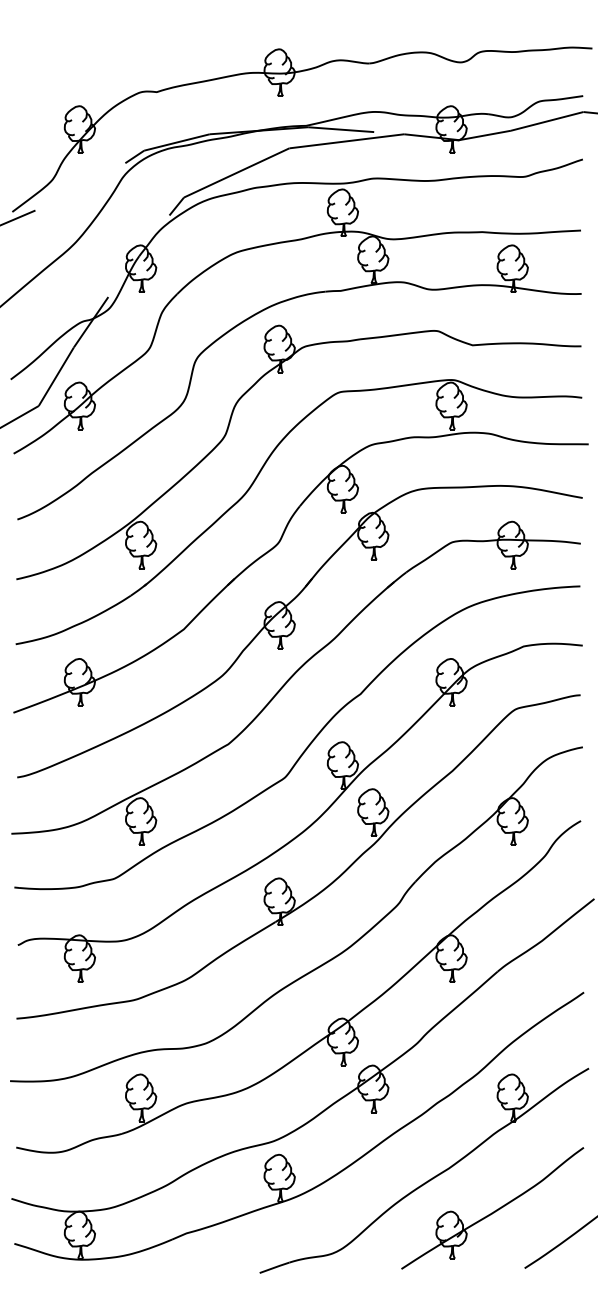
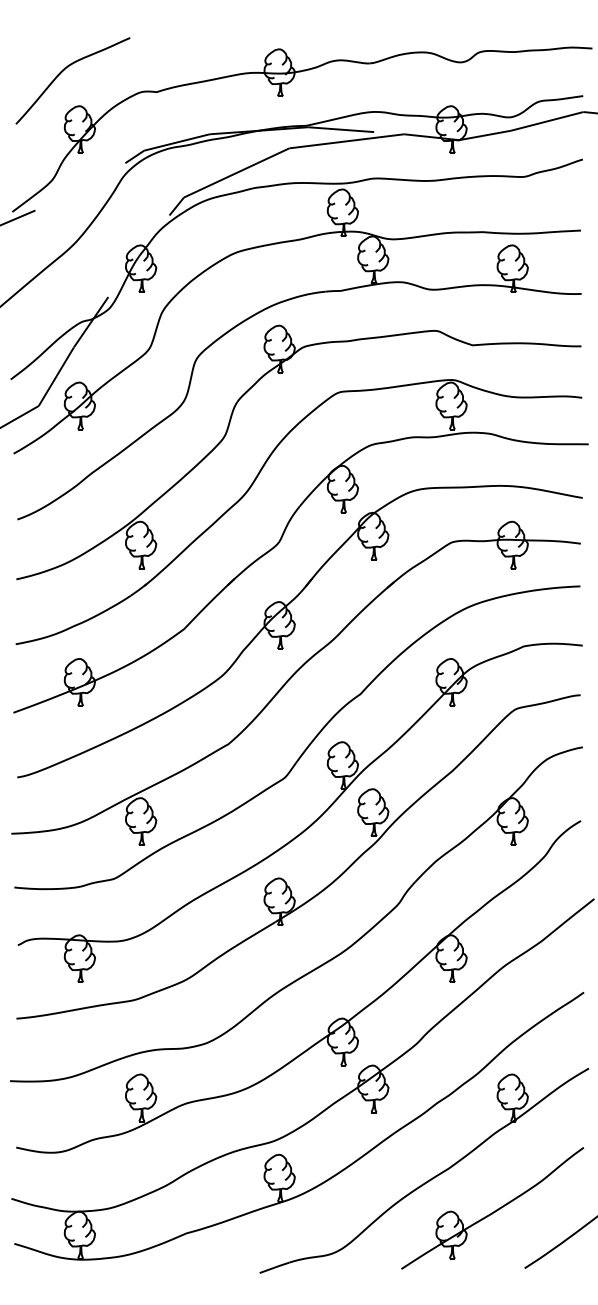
curve: none -> present (63, 71)
